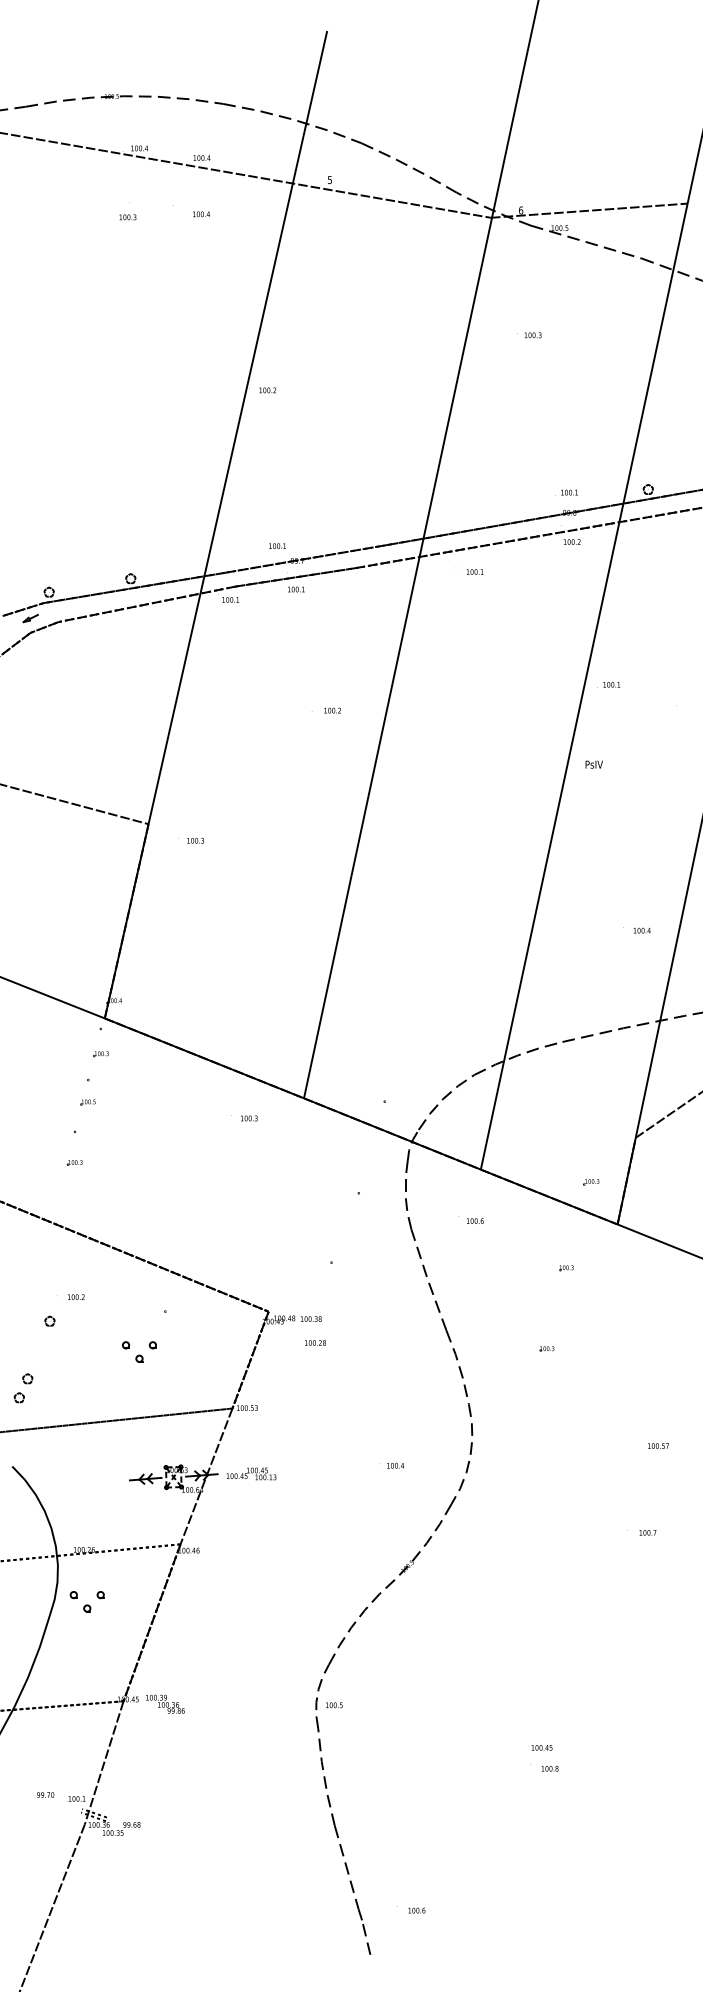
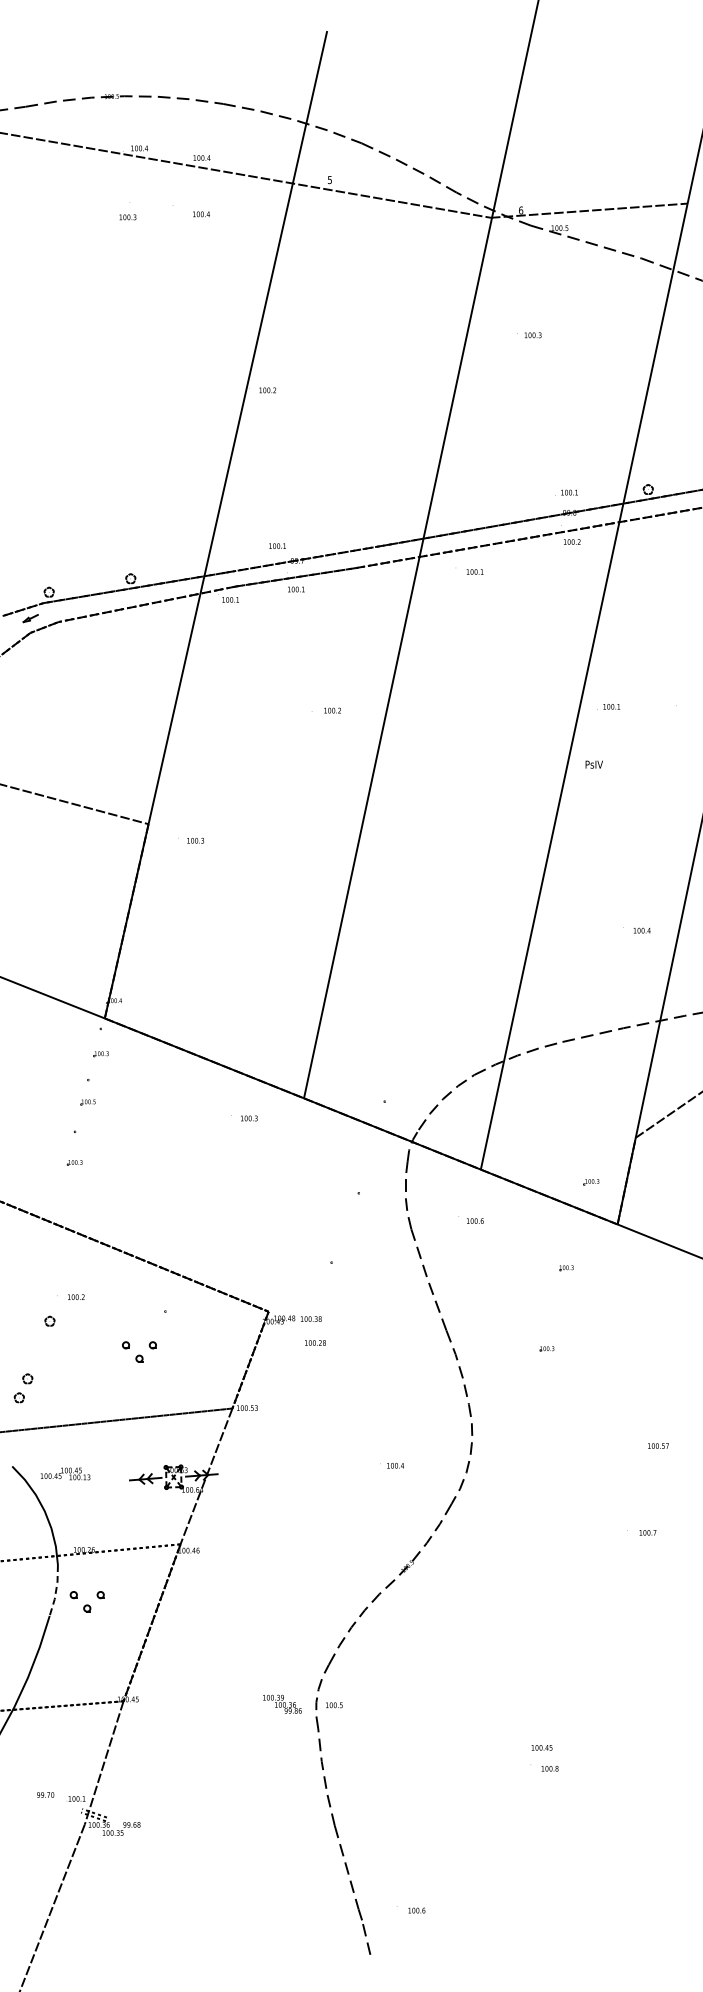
text position: (608, 684) -> (608, 706) (608, 706)
text position: (251, 1473) -> (65, 1473) (65, 1473)
line: solid -> dashed (56, 1590)
text position: (165, 1703) -> (282, 1703) (282, 1703)
